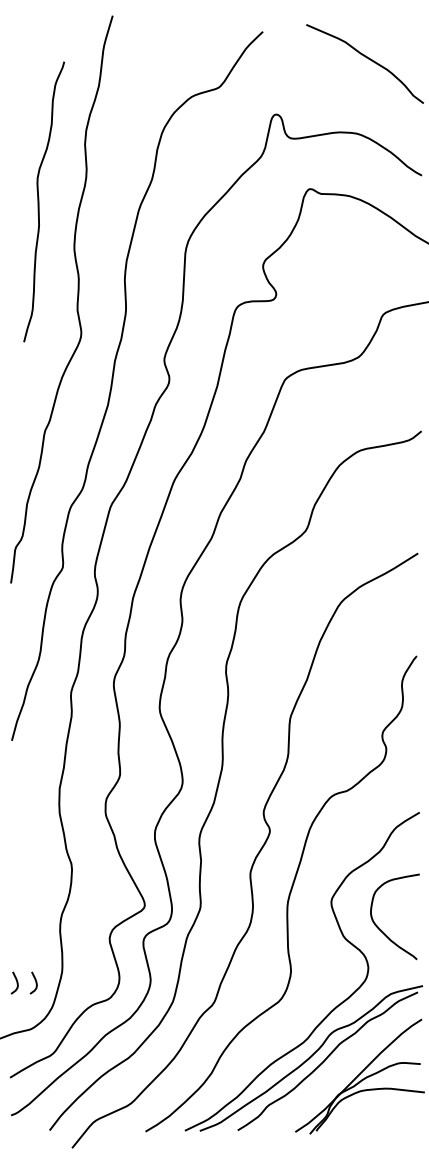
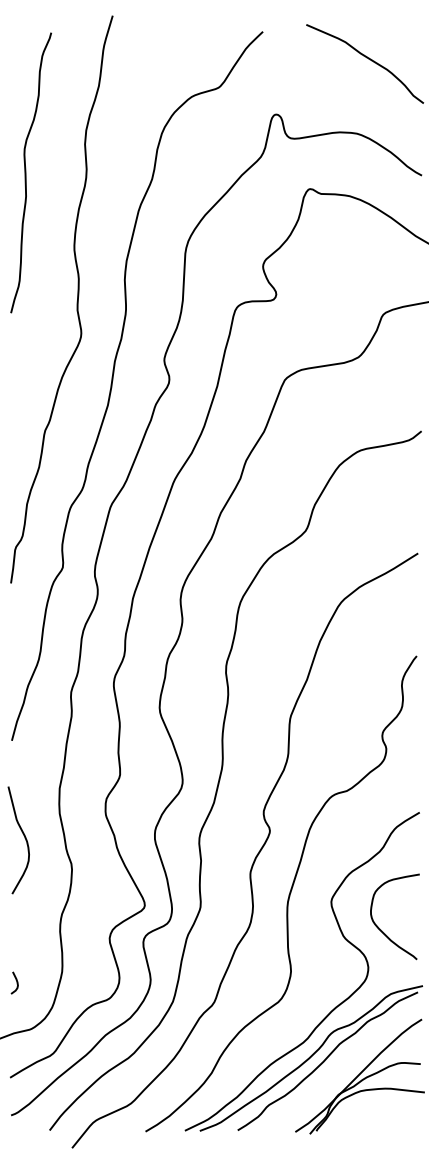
curve position: (39, 201) -> (26, 172) (26, 172)
curve: none -> present (24, 838)
curve: present -> none (35, 982)
